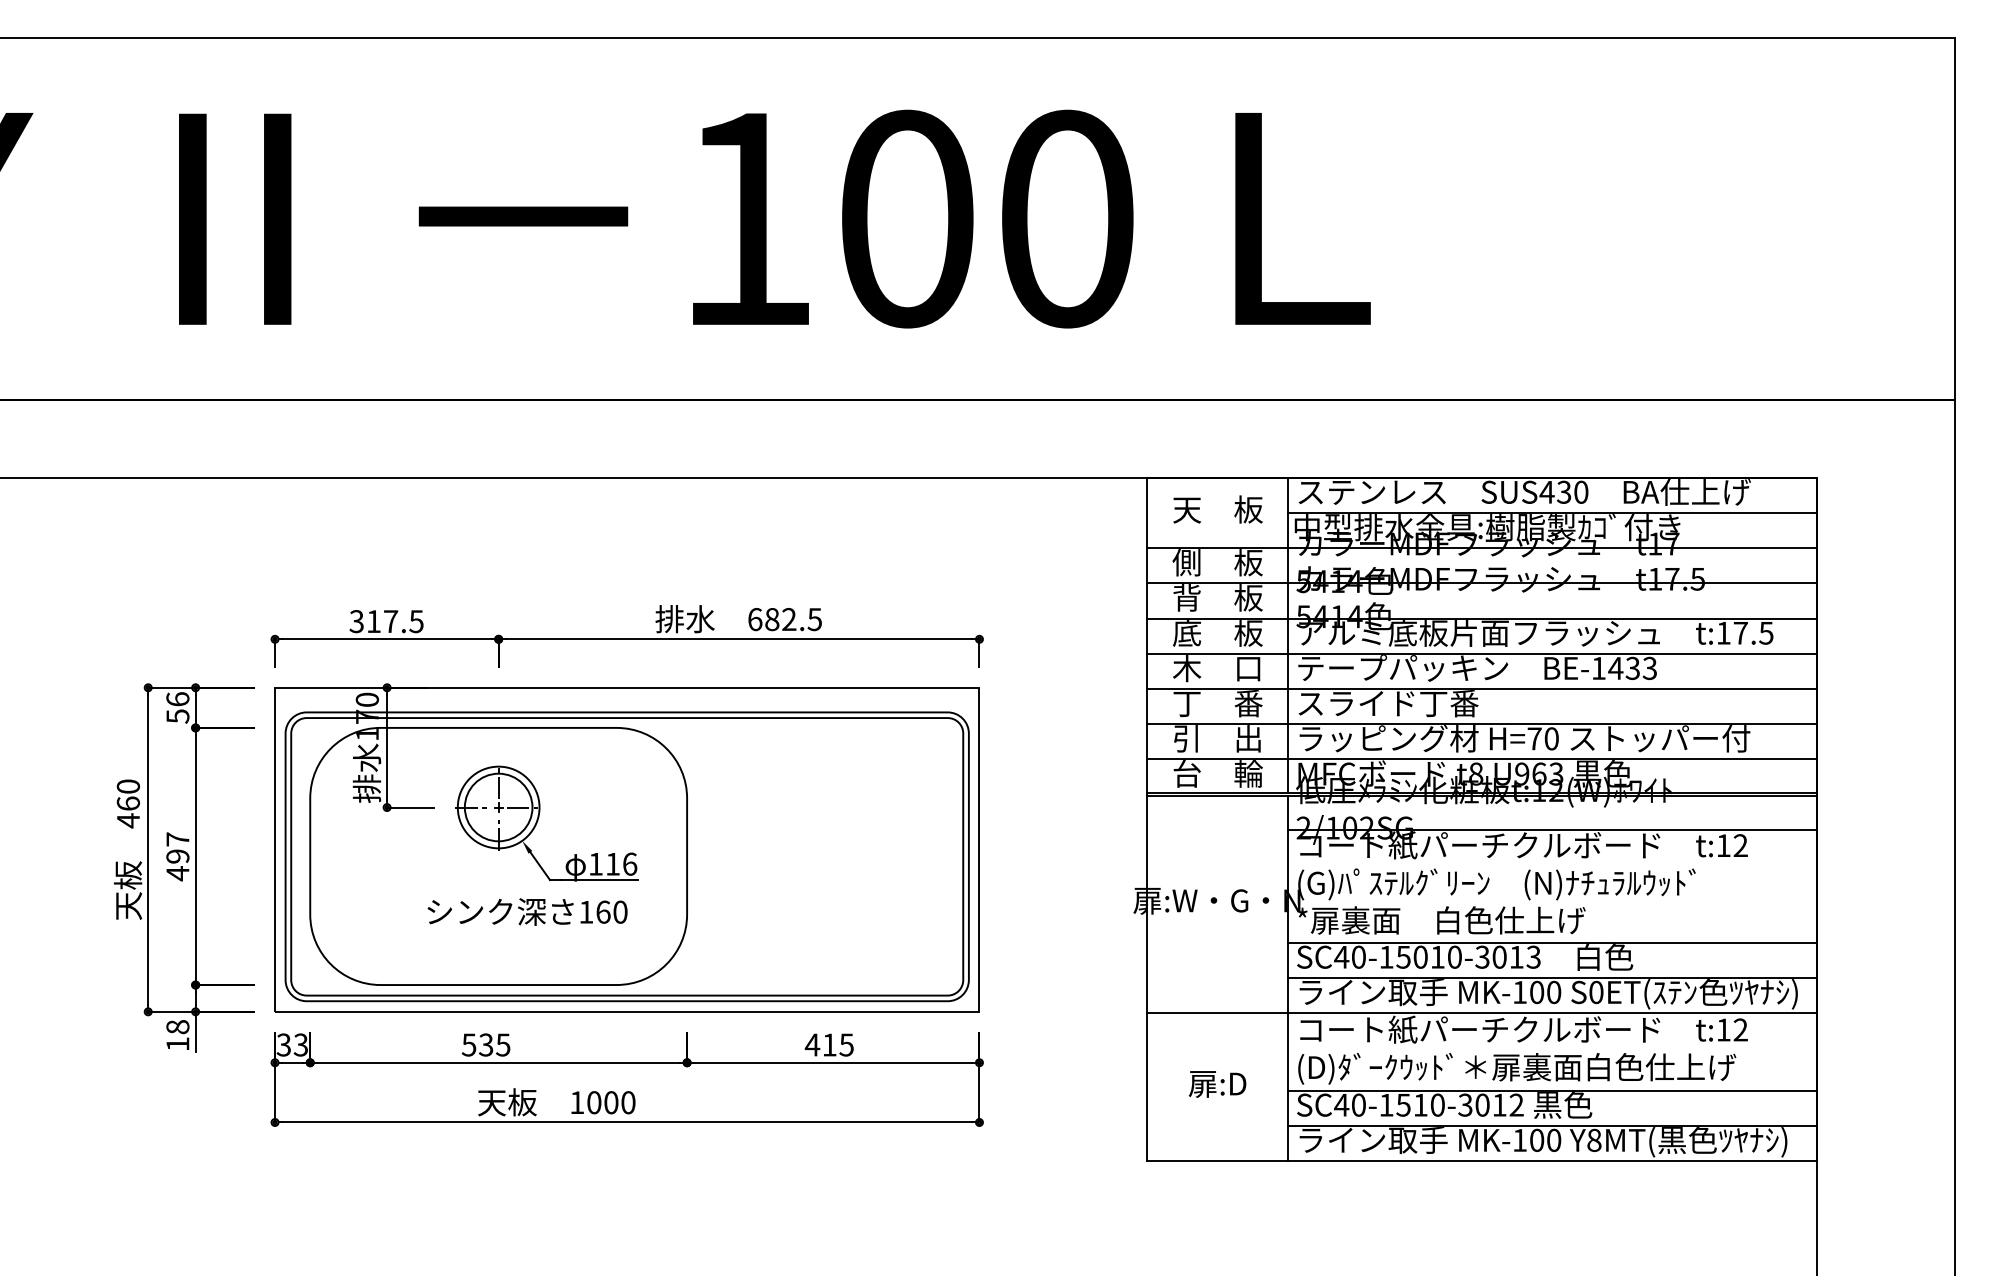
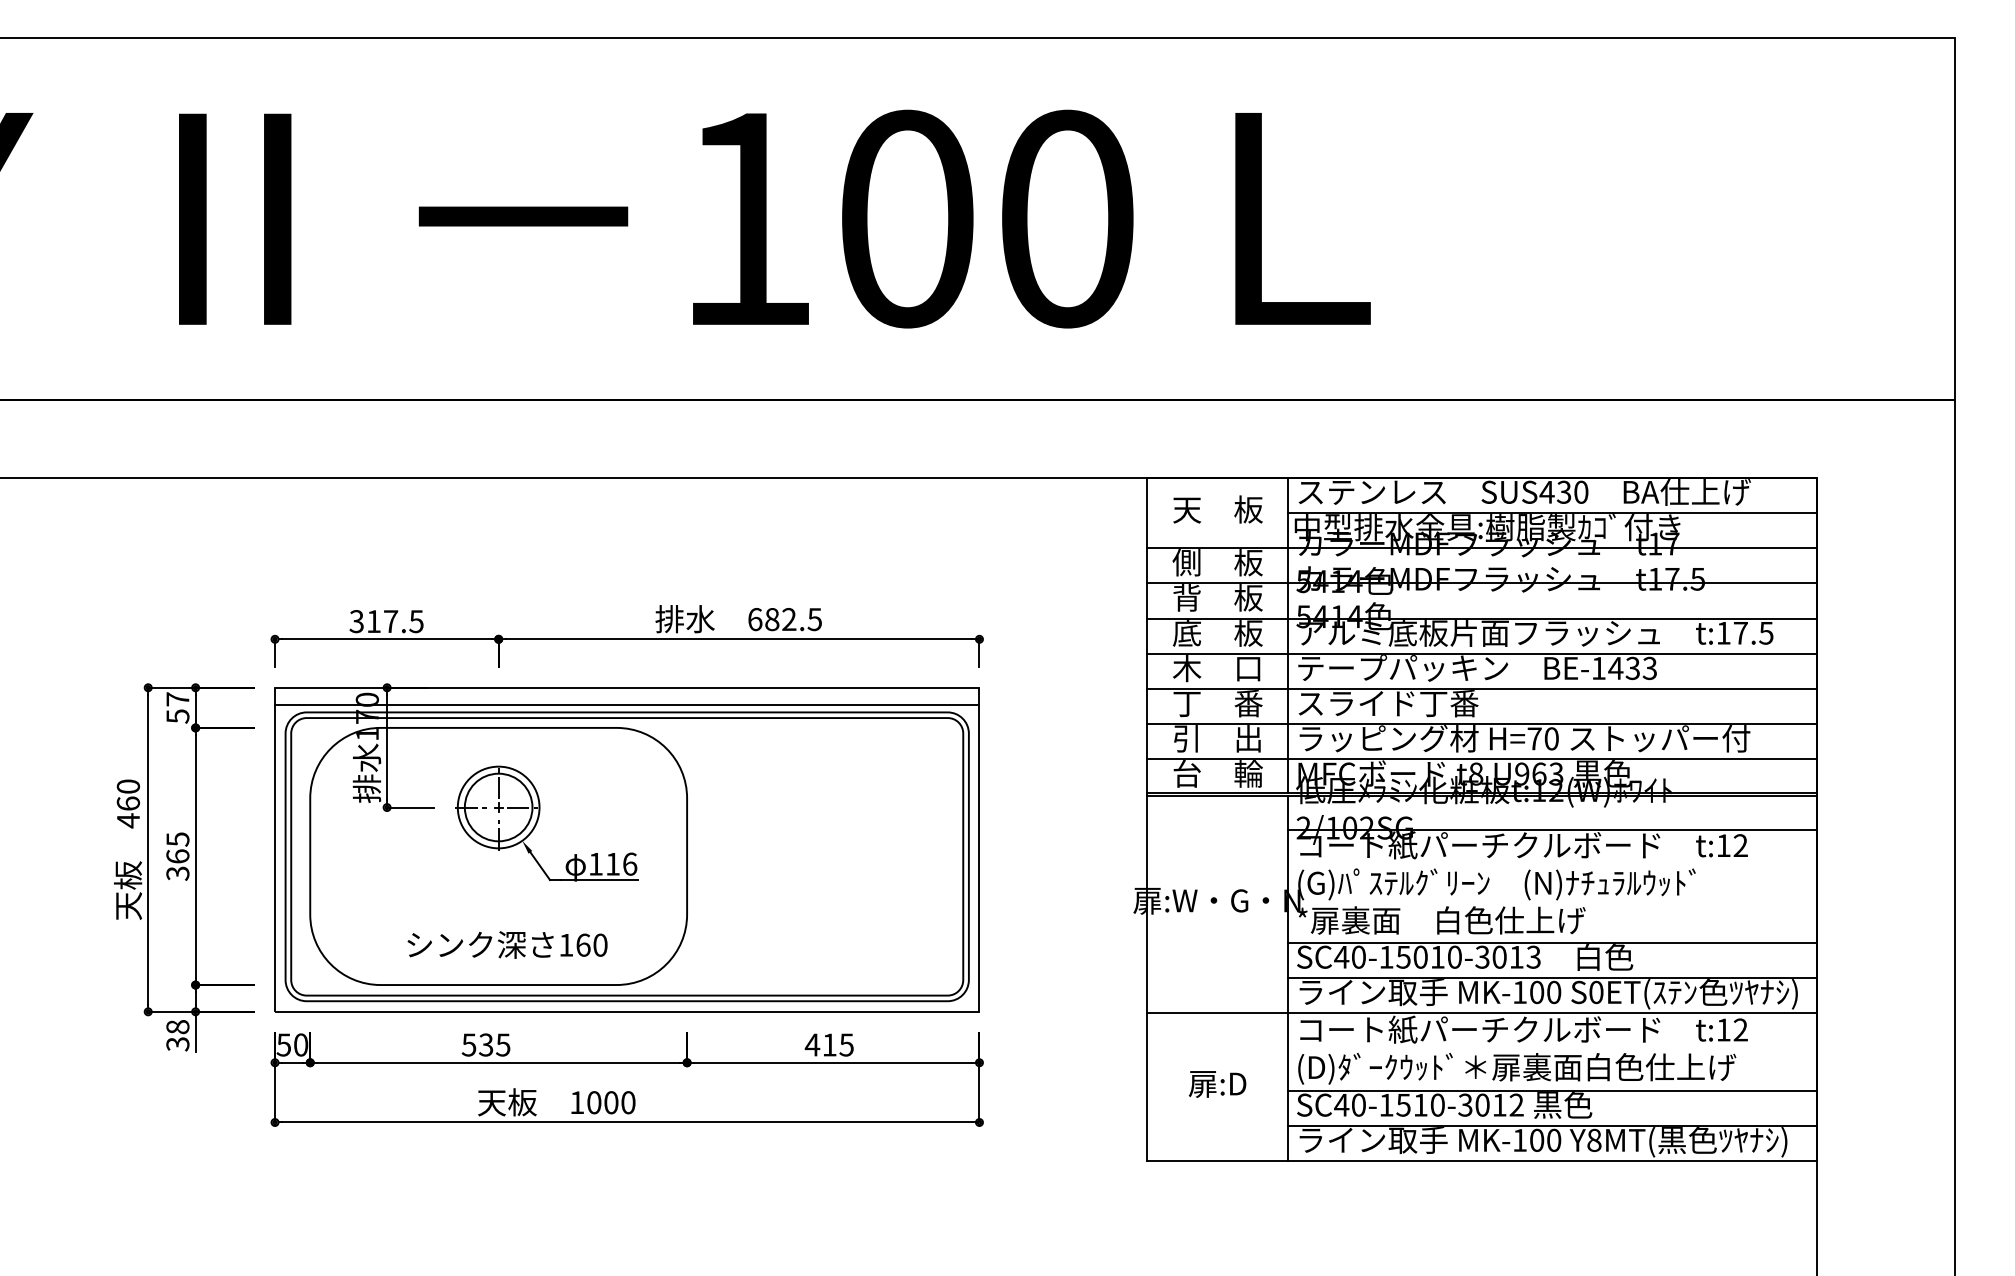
text: 56 -> 57 (177, 699)
line: none -> present (627, 705)
text: 497 -> 365 (177, 856)
text position: (527, 911) -> (507, 944) (507, 944)
text: 18 -> 38 (177, 1044)
text: 33 -> 50 (292, 1044)
